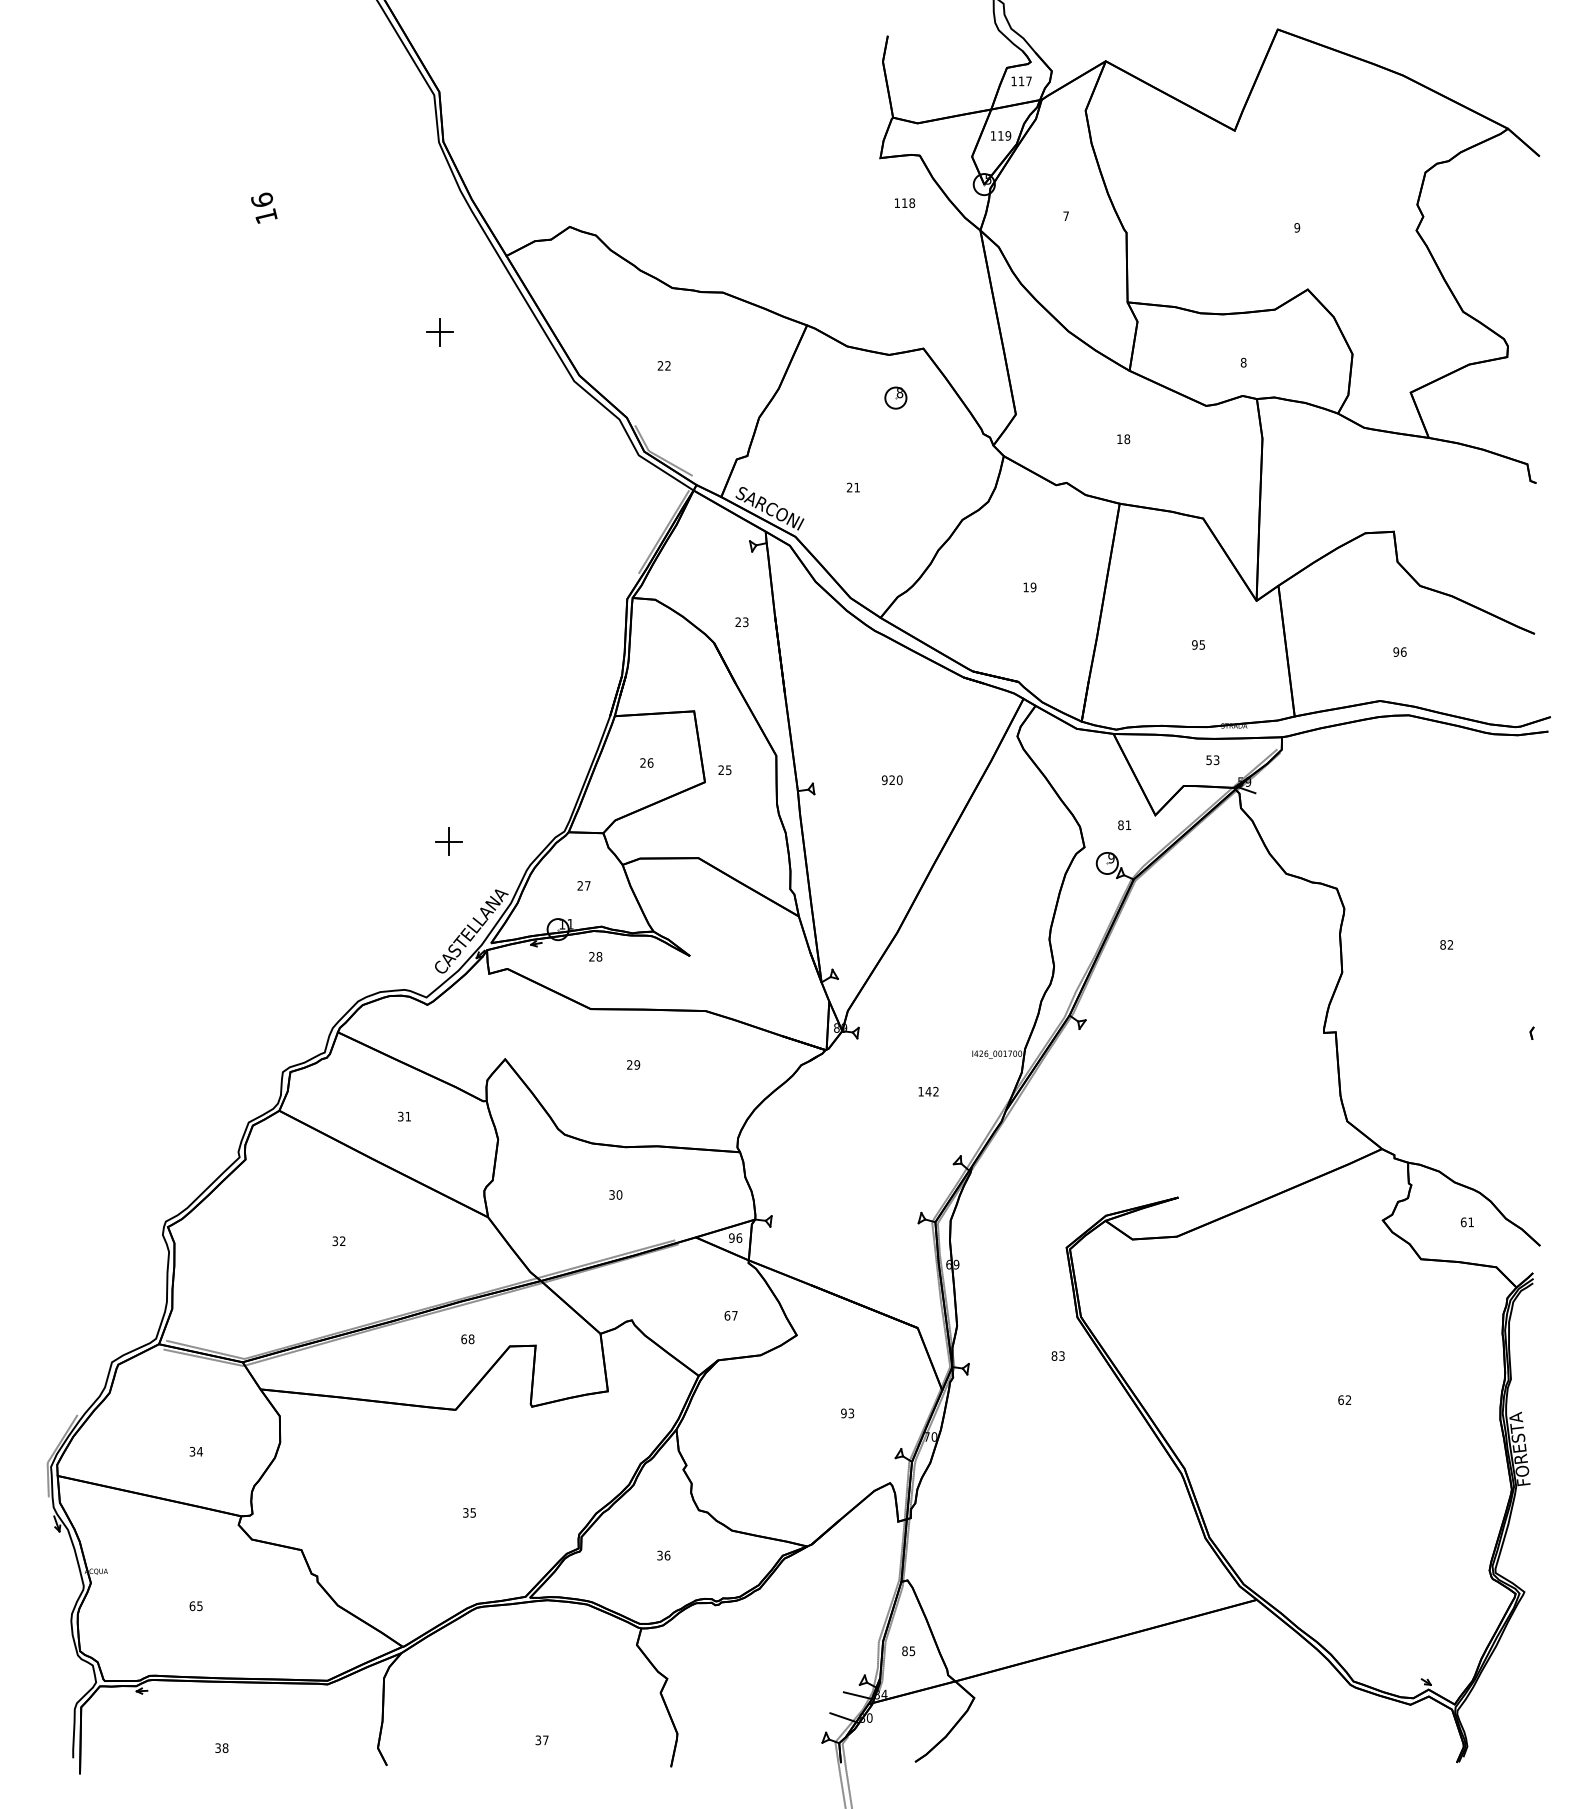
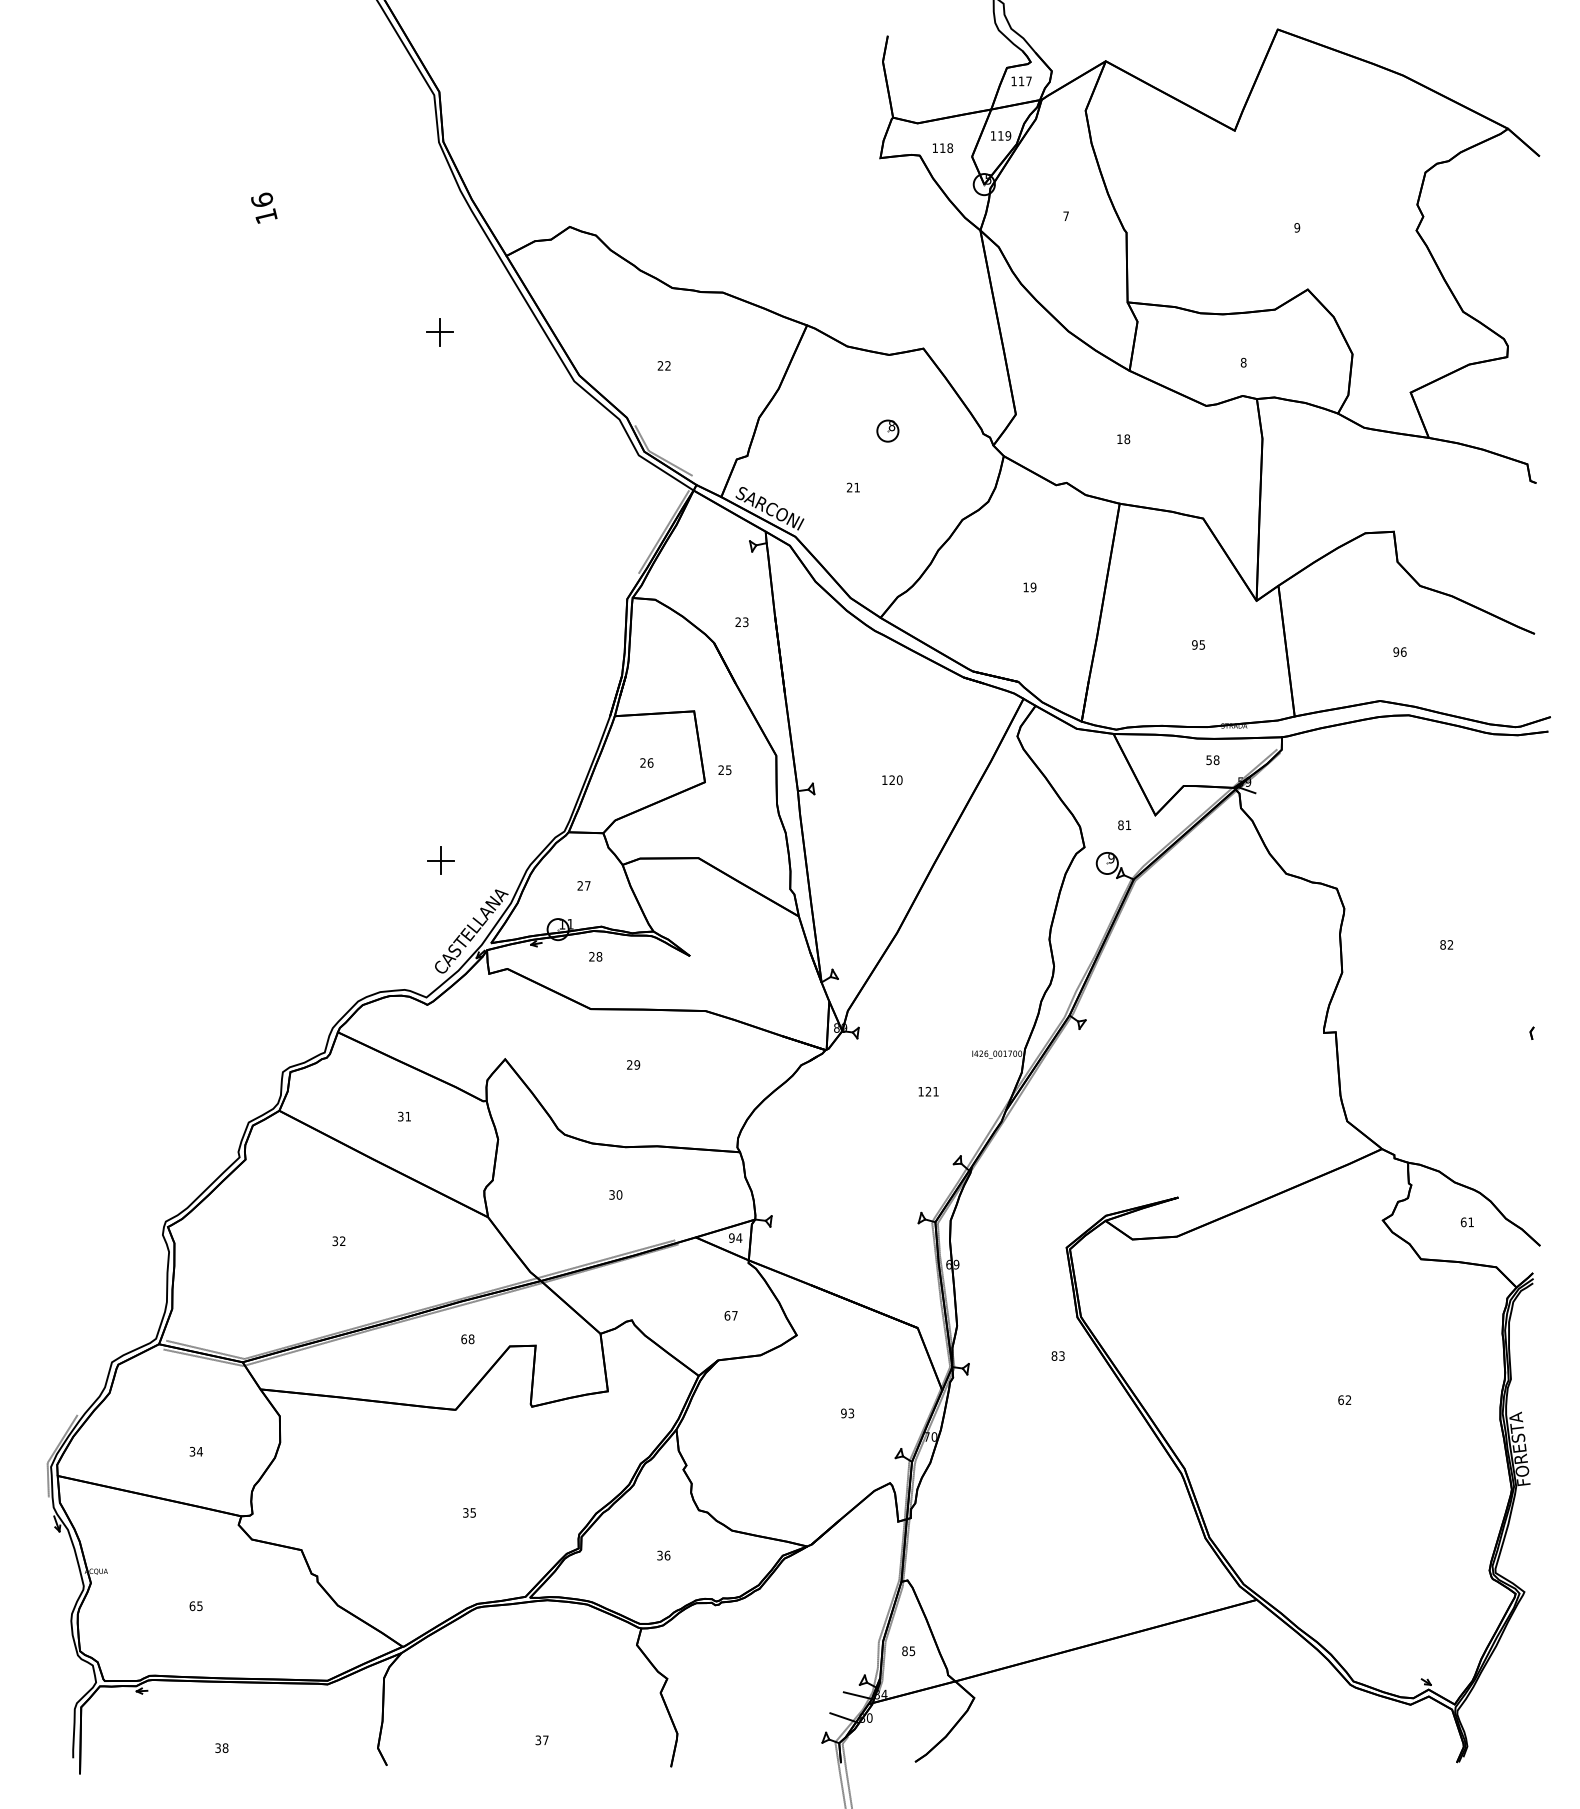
text position: (904, 202) -> (942, 147) (942, 147)
part position: (895, 397) -> (887, 430) (887, 430)
text: 53 -> 58 (1216, 760)
text: 920 -> 120 (884, 780)
part position: (448, 841) -> (440, 860) (440, 860)
text: 142 -> 121 (931, 1091)
text: 96 -> 94 (739, 1237)
